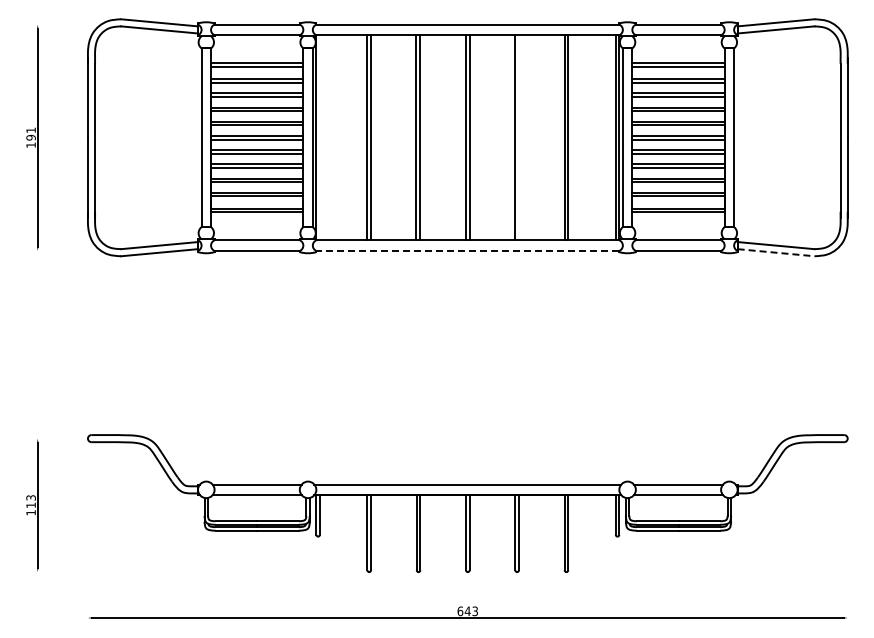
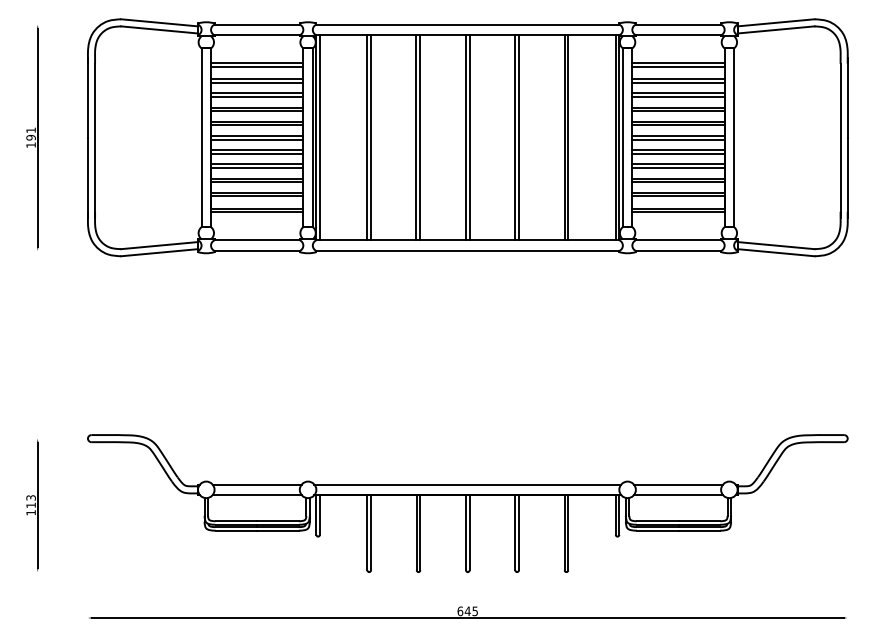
line: none -> present (319, 137)
line: none -> present (518, 137)
line: dashed -> solid (467, 250)
line: dashed -> solid (776, 252)
text: 643 -> 645 (474, 610)
